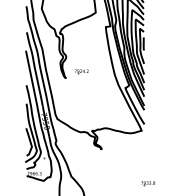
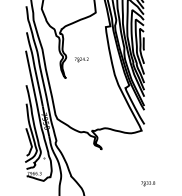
part position: (81, 71) -> (81, 59) (81, 59)
